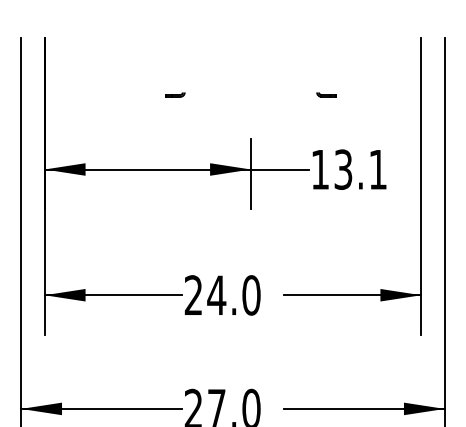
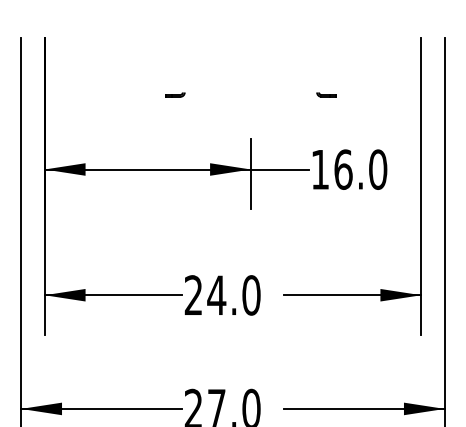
text: 13.1 -> 16.0 (360, 169)
